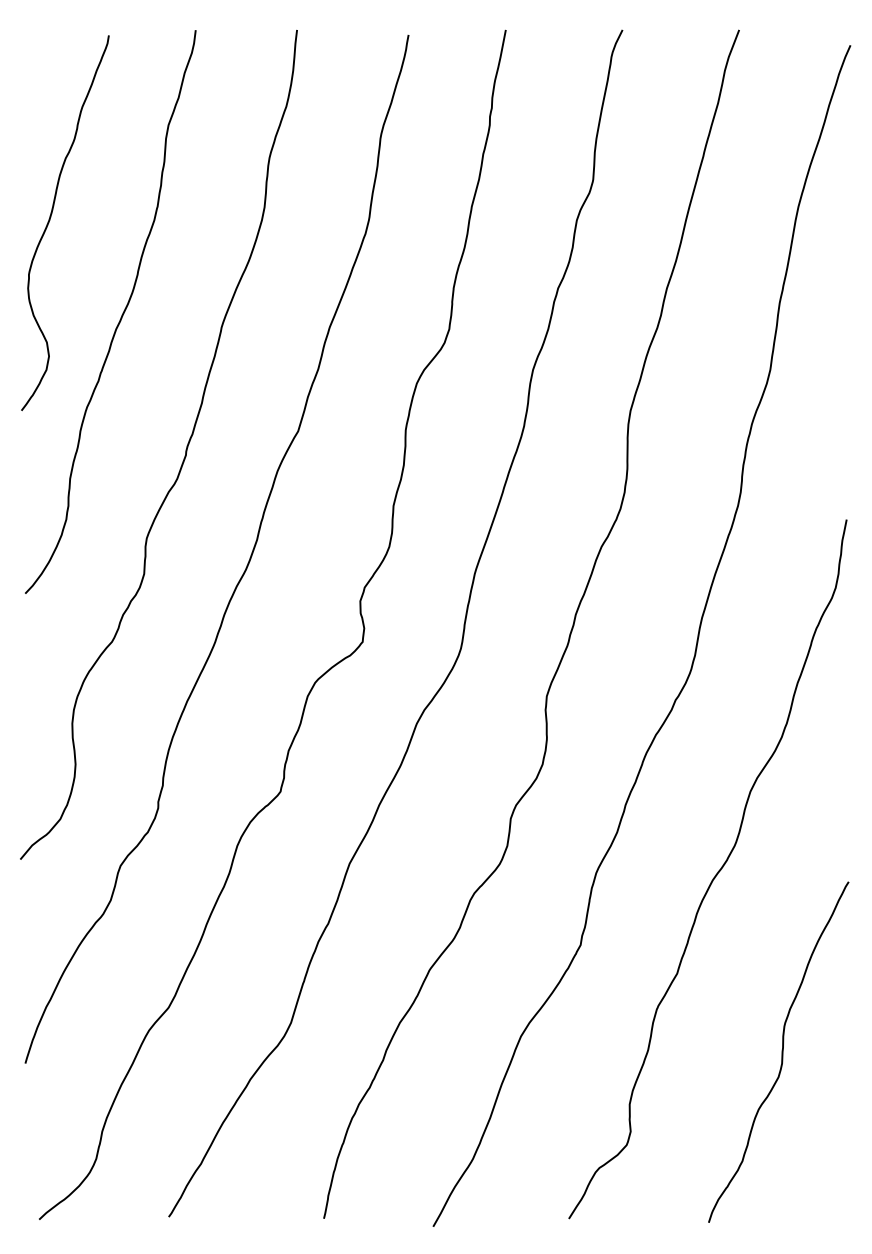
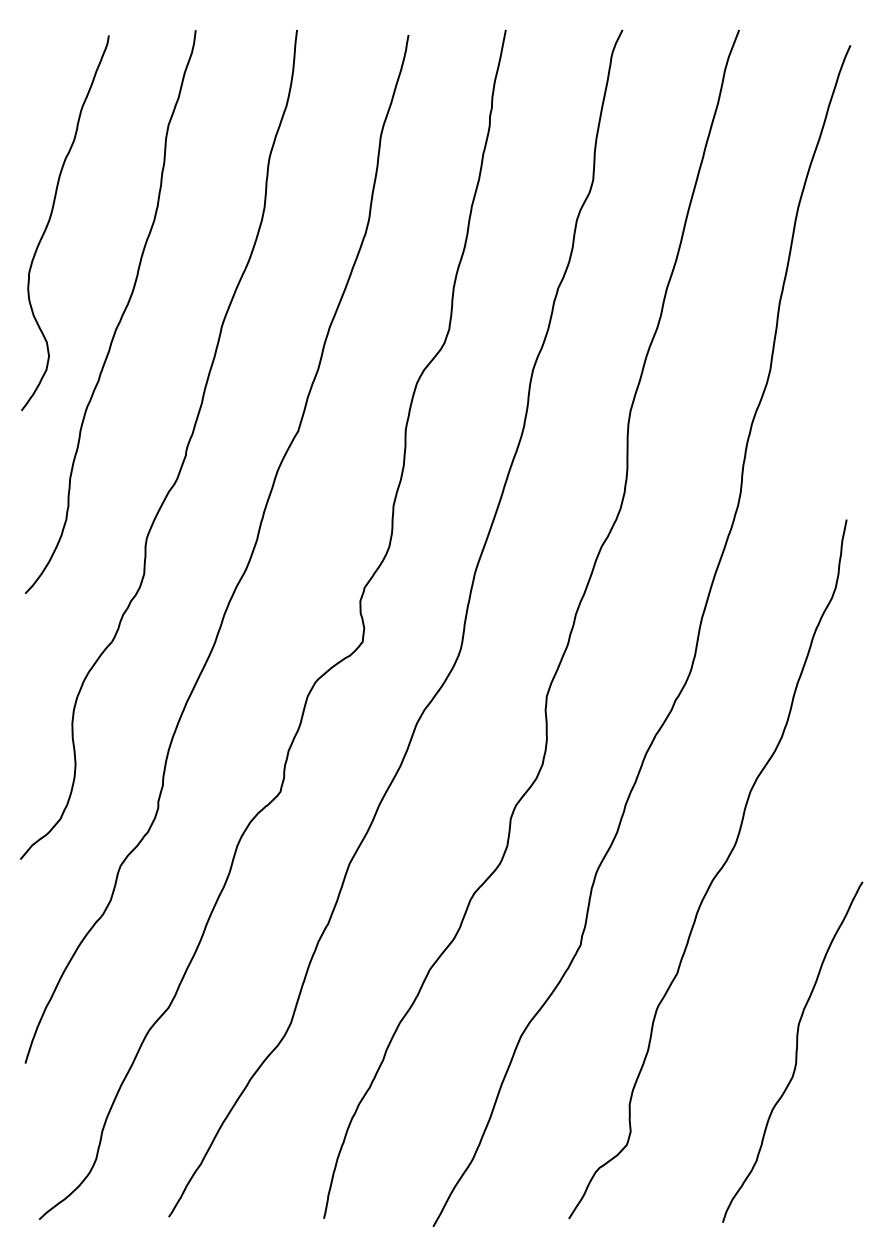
curve position: (781, 1051) -> (795, 1051) (795, 1051)
